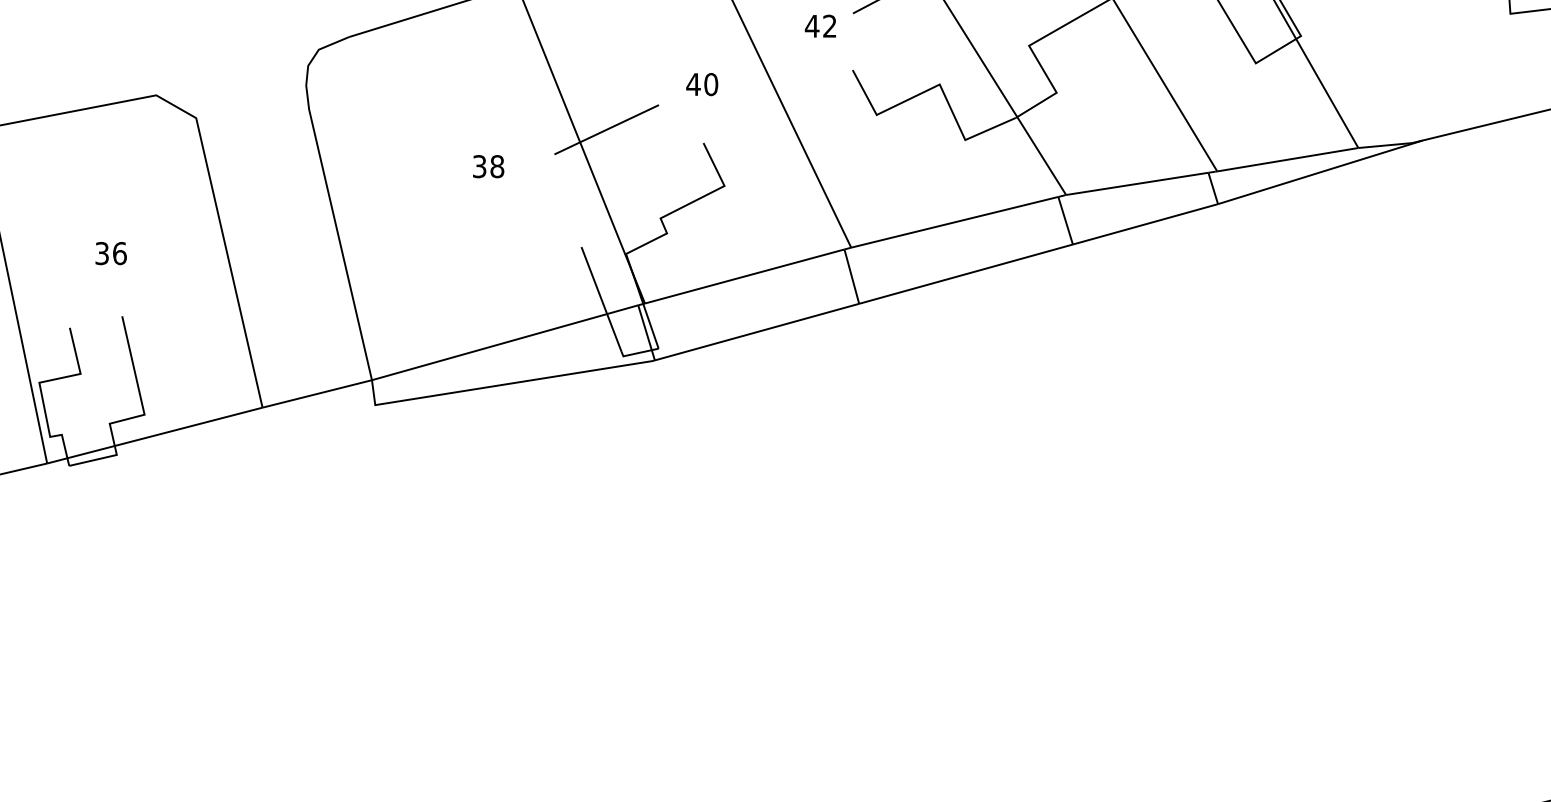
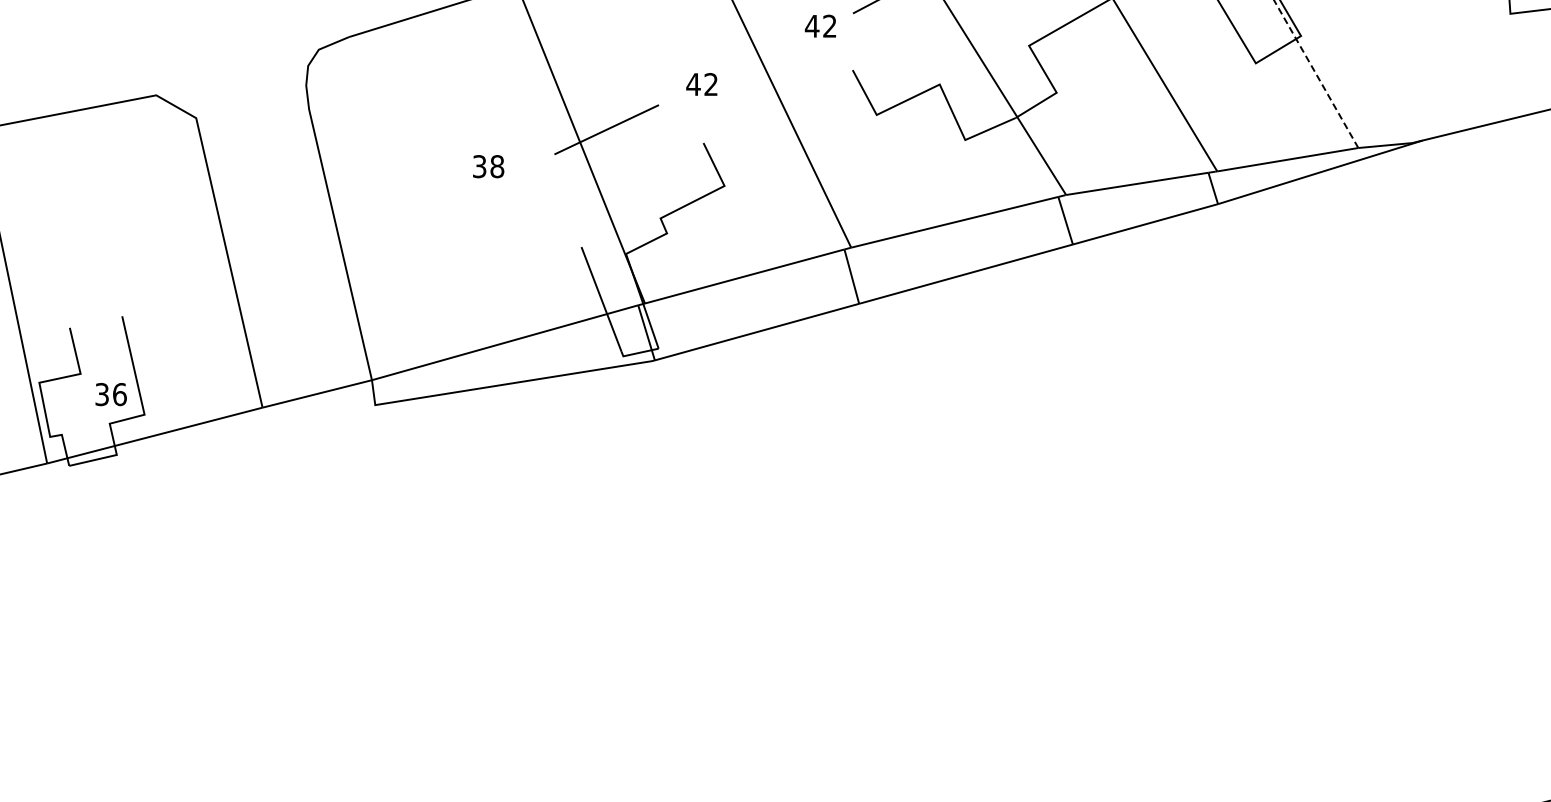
line: solid -> dashed (1316, 74)
text: 40 -> 42 (711, 84)
text position: (110, 253) -> (110, 394) (110, 394)
